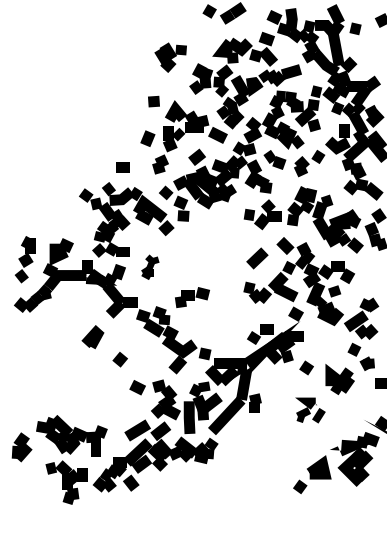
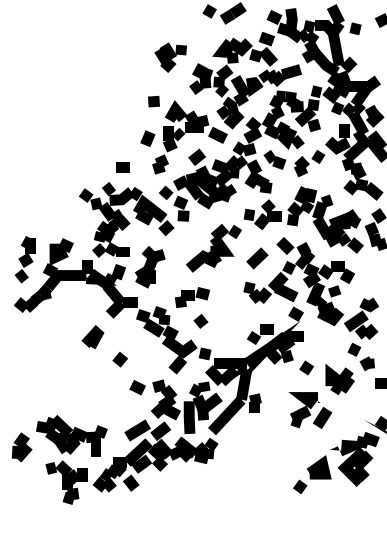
part: none -> present (213, 248)
part size: 19x26 px -> 31x43 px (150, 267)
line: none -> present (200, 321)
part size: 31x27 px -> 45x37 px (310, 410)
